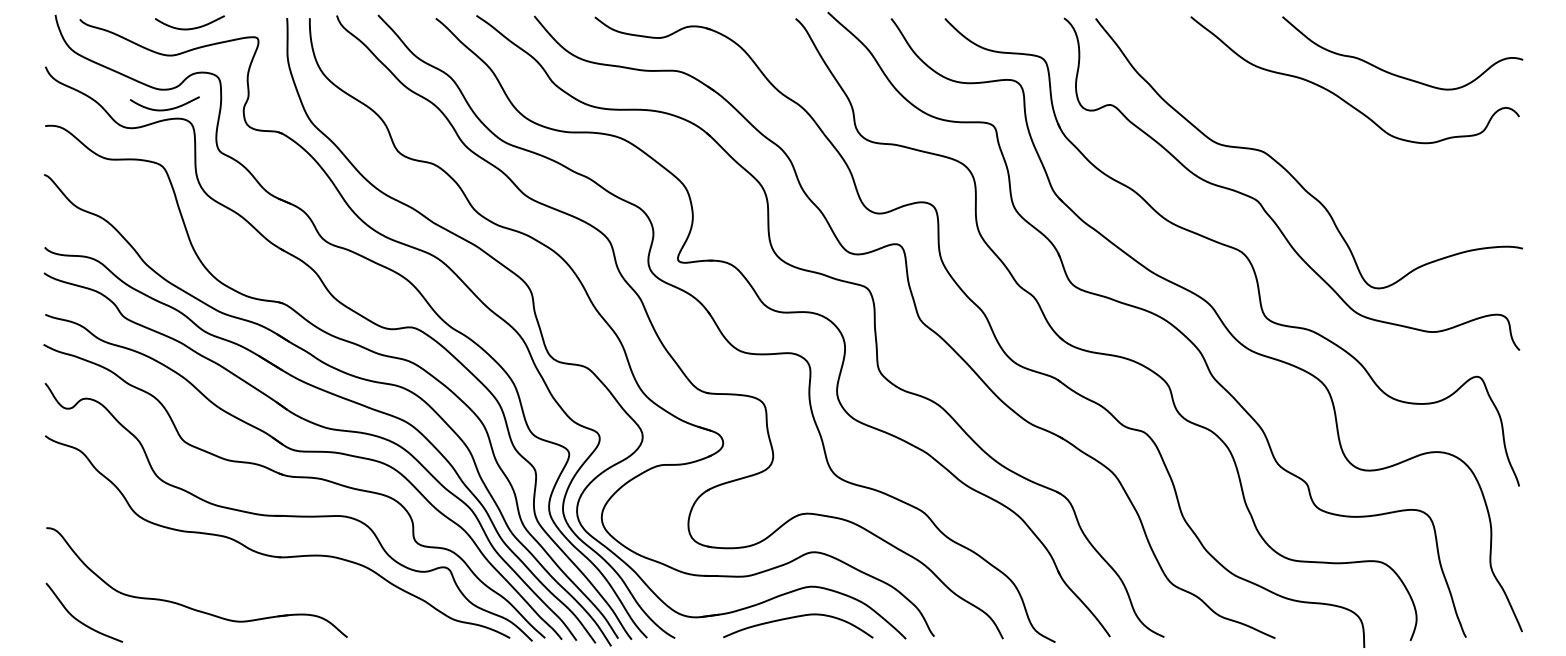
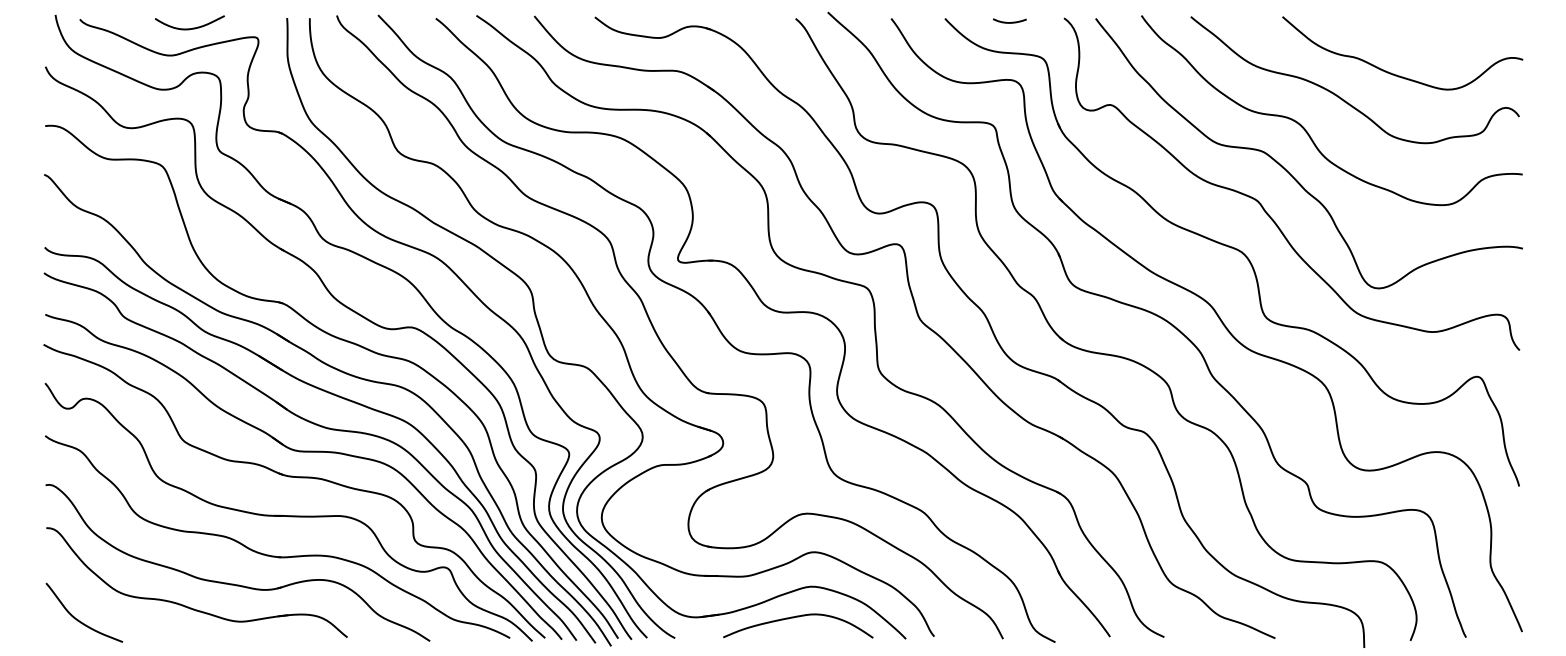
curve: none -> present (1009, 22)
curve: present -> none (167, 108)
curve: none -> present (1305, 128)
part: none -> present (233, 583)
